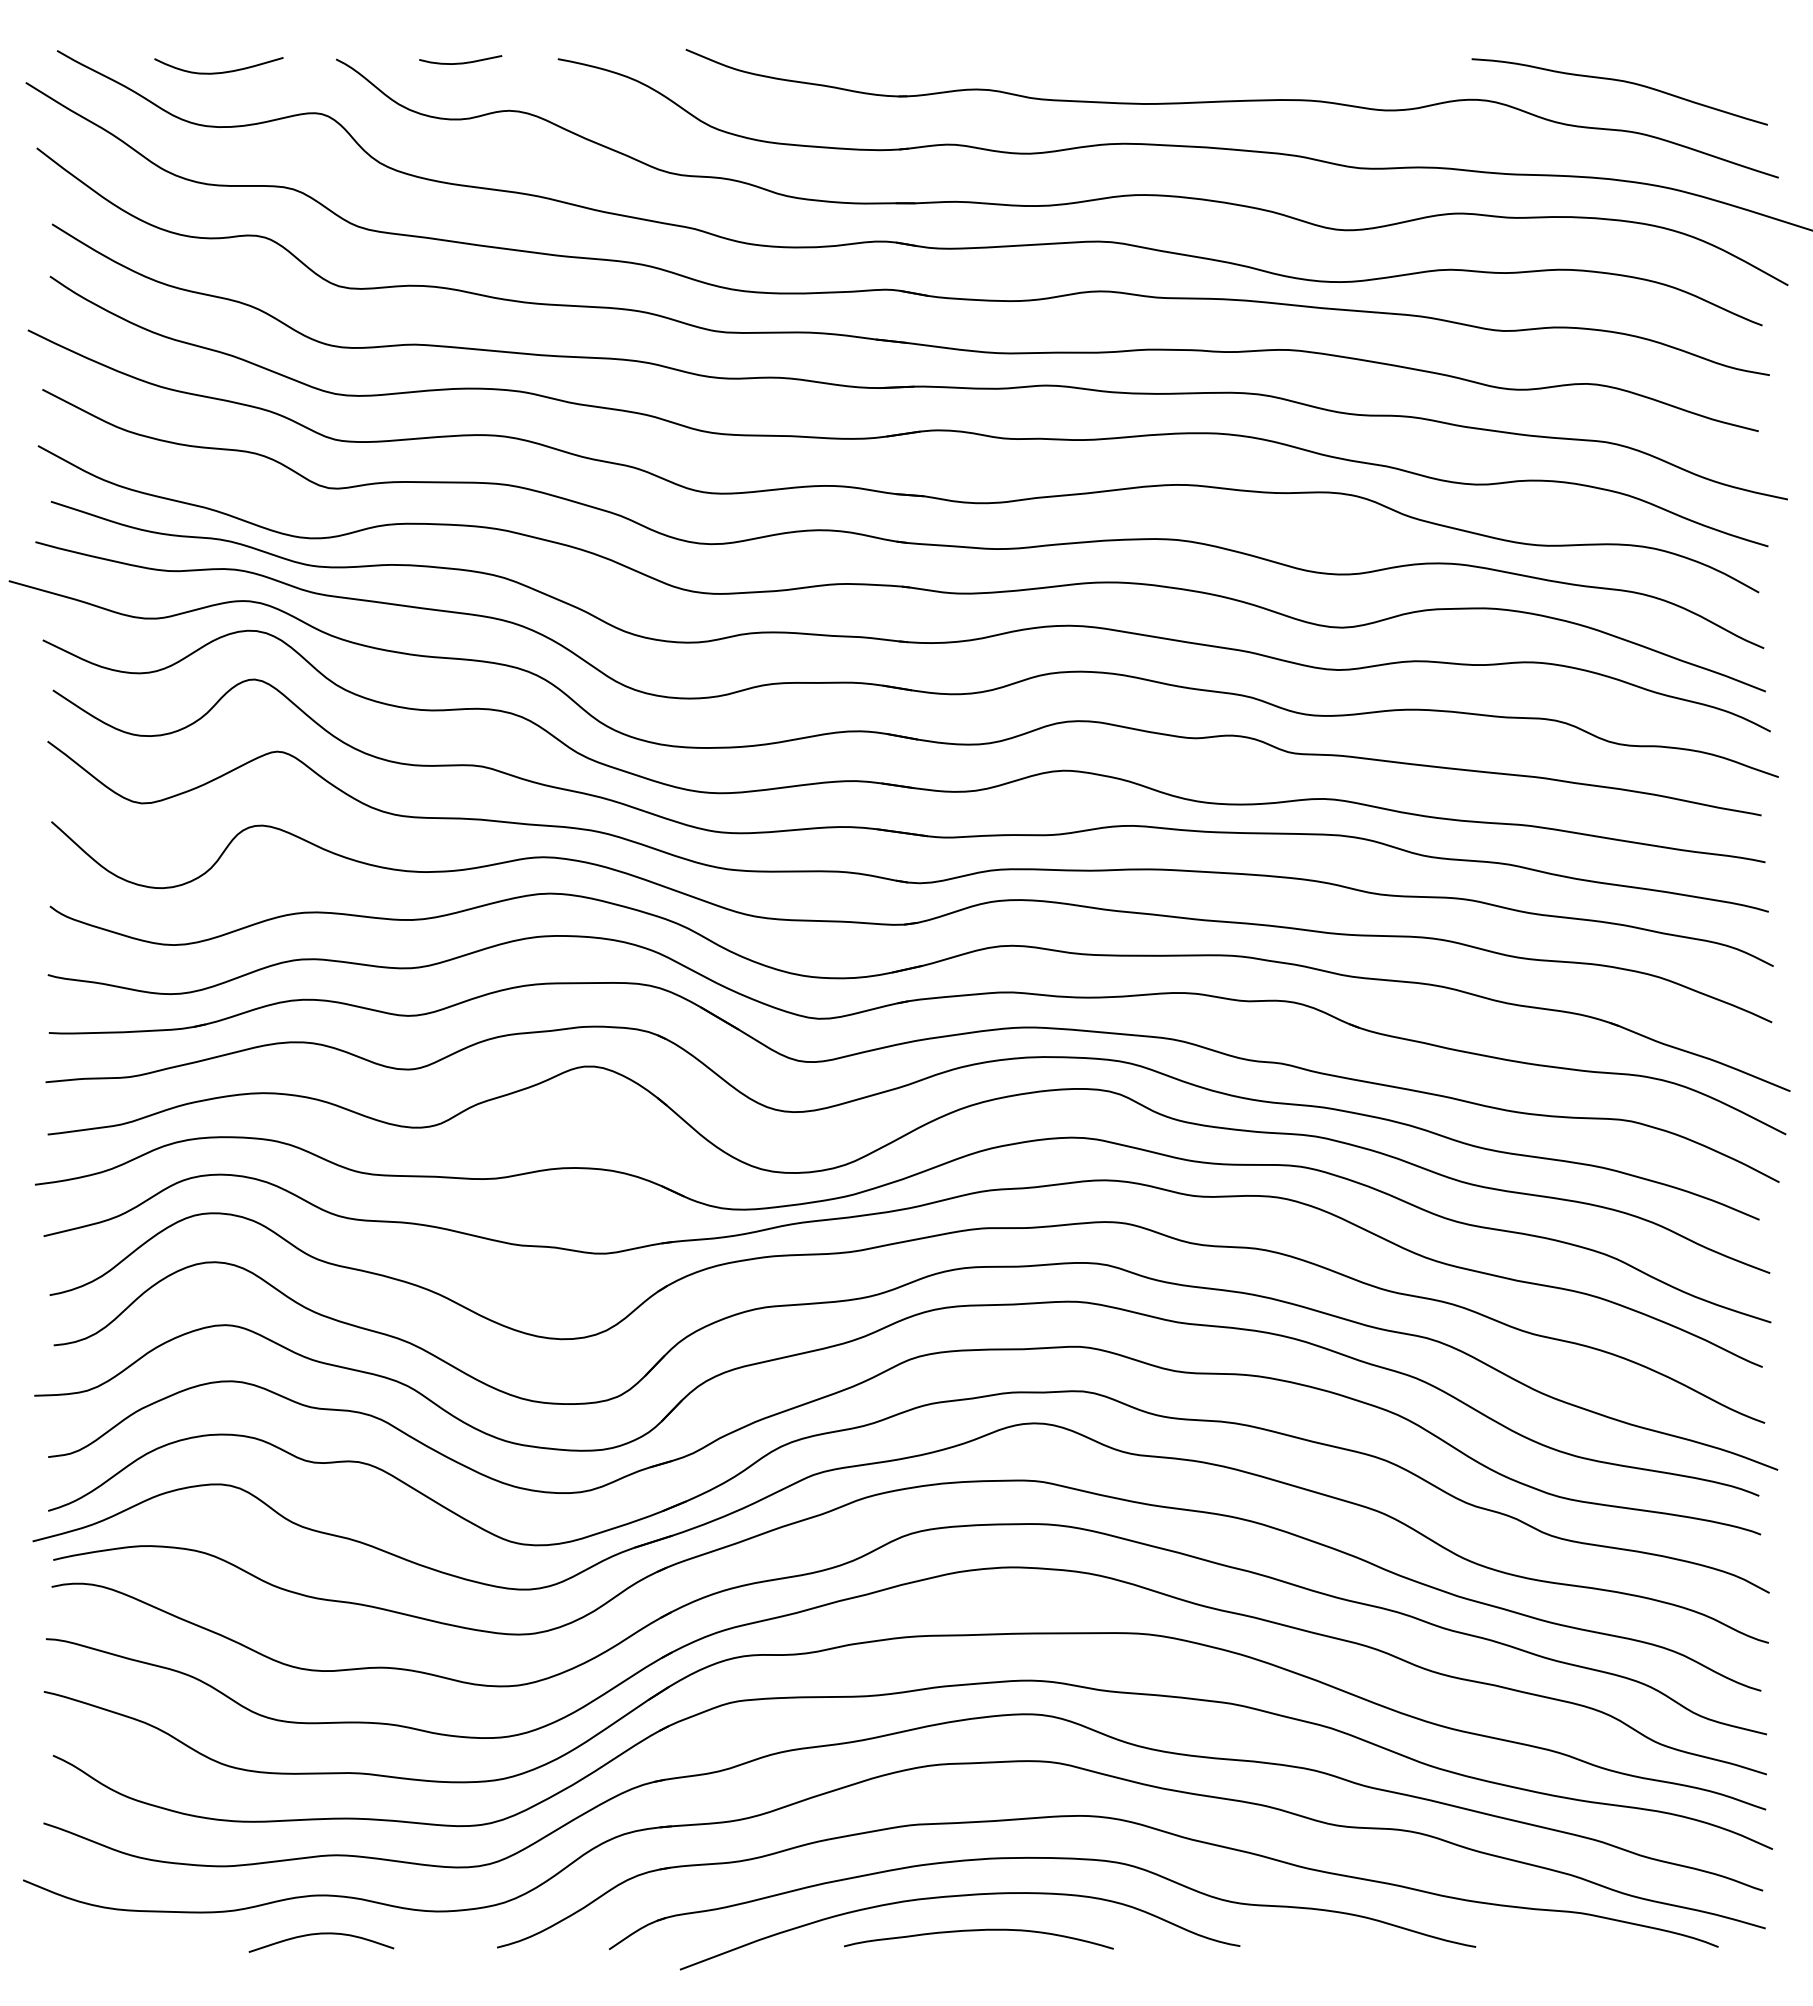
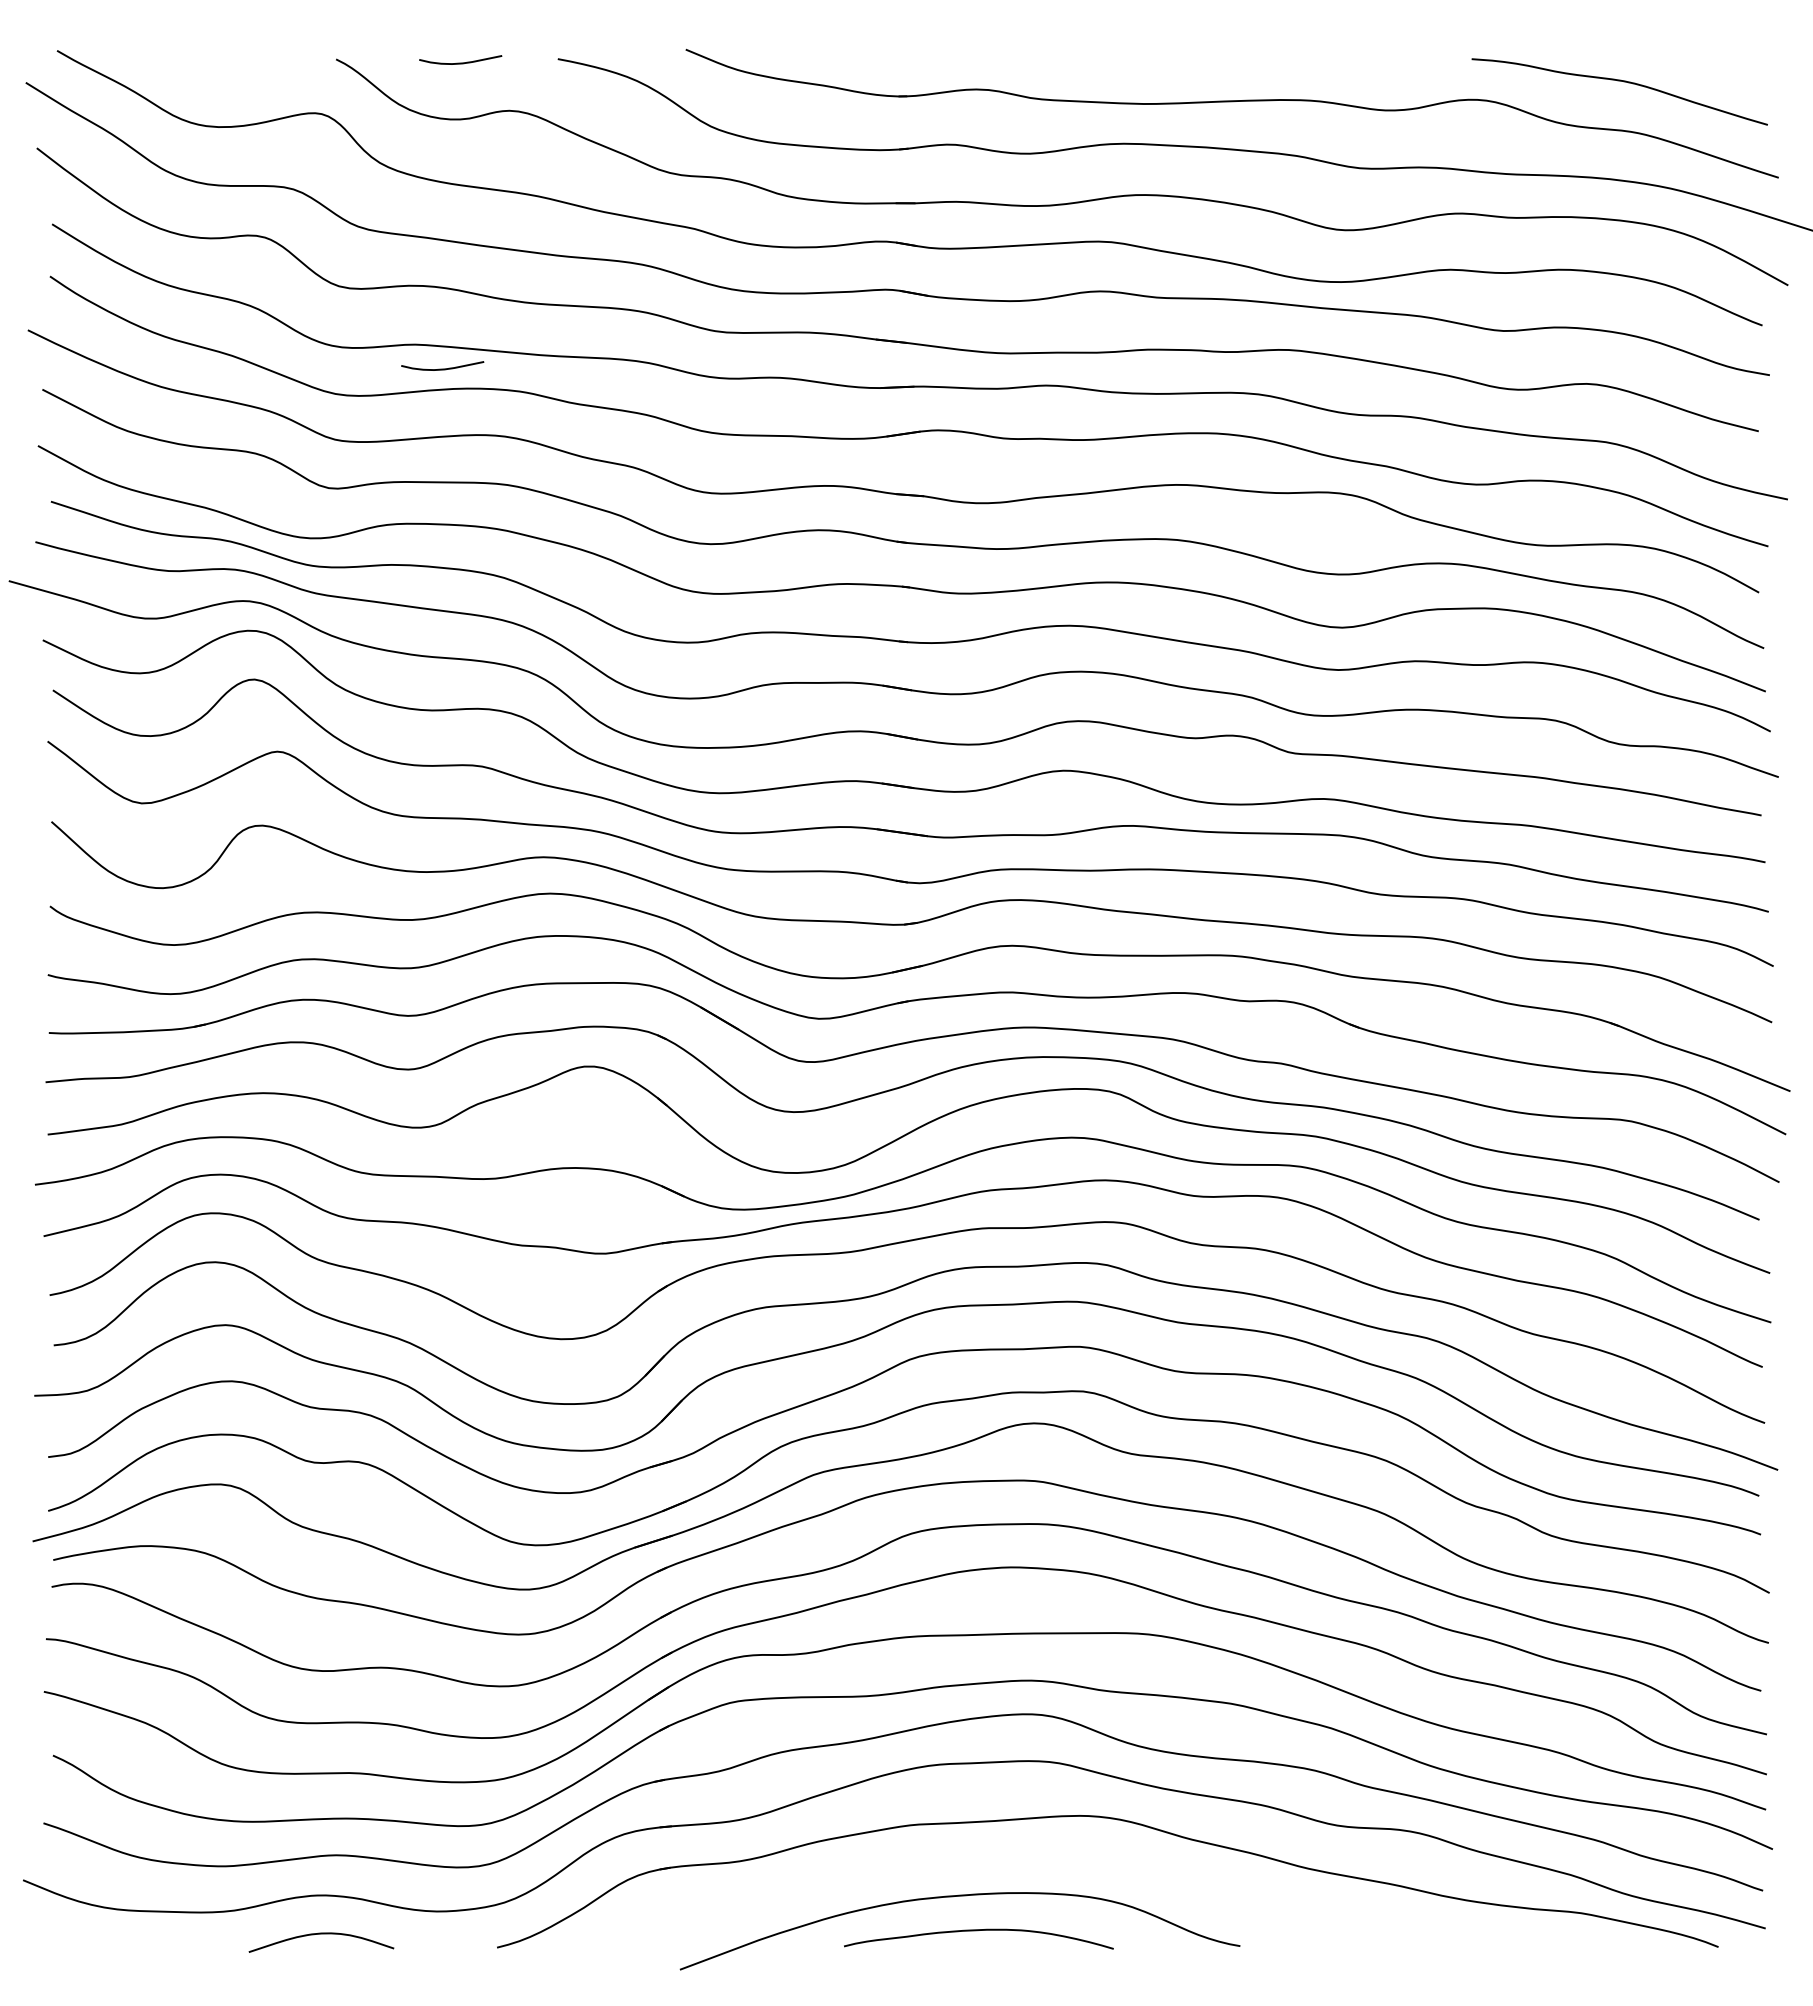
curve: present -> none (218, 72)
curve: none -> present (442, 368)
part: present -> none (1042, 1858)
